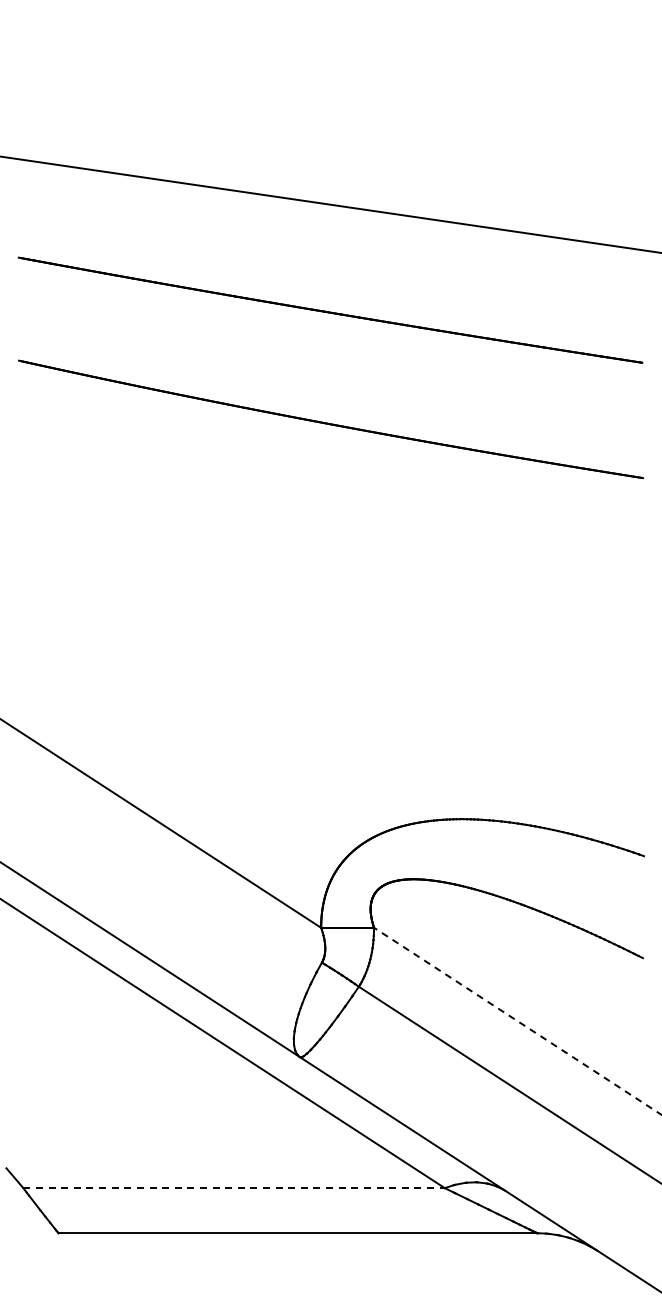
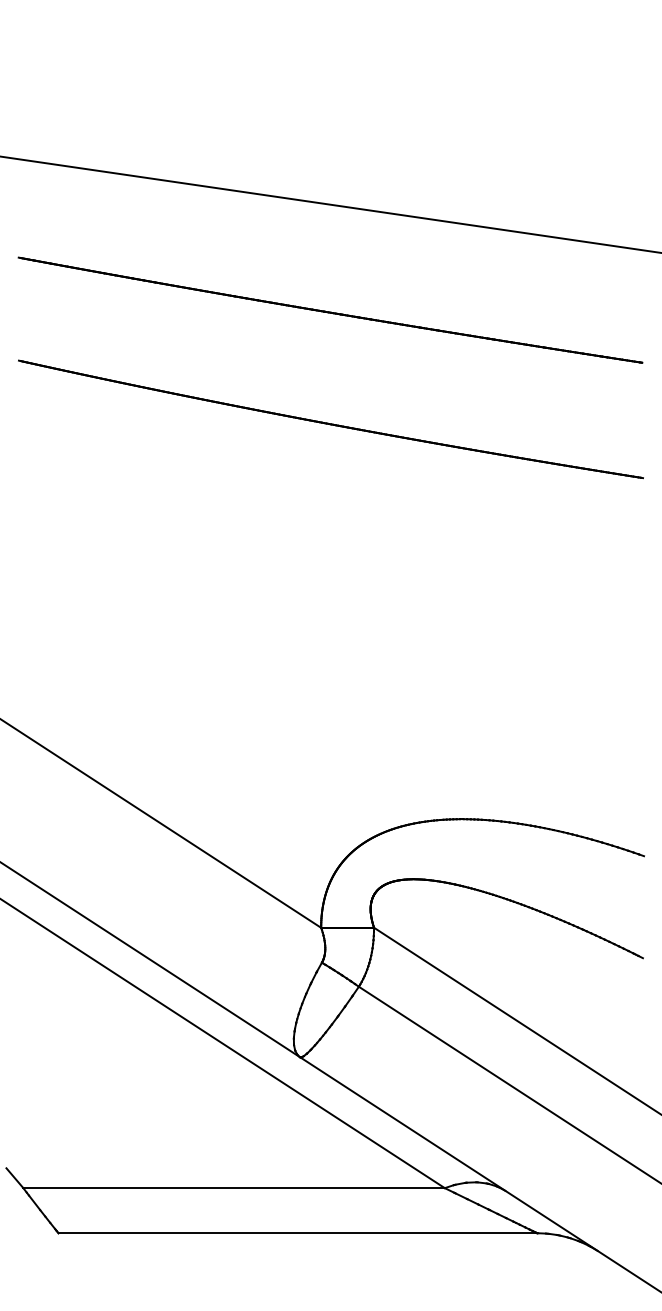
line: dashed -> solid (517, 1020)
line: dashed -> solid (234, 1188)
